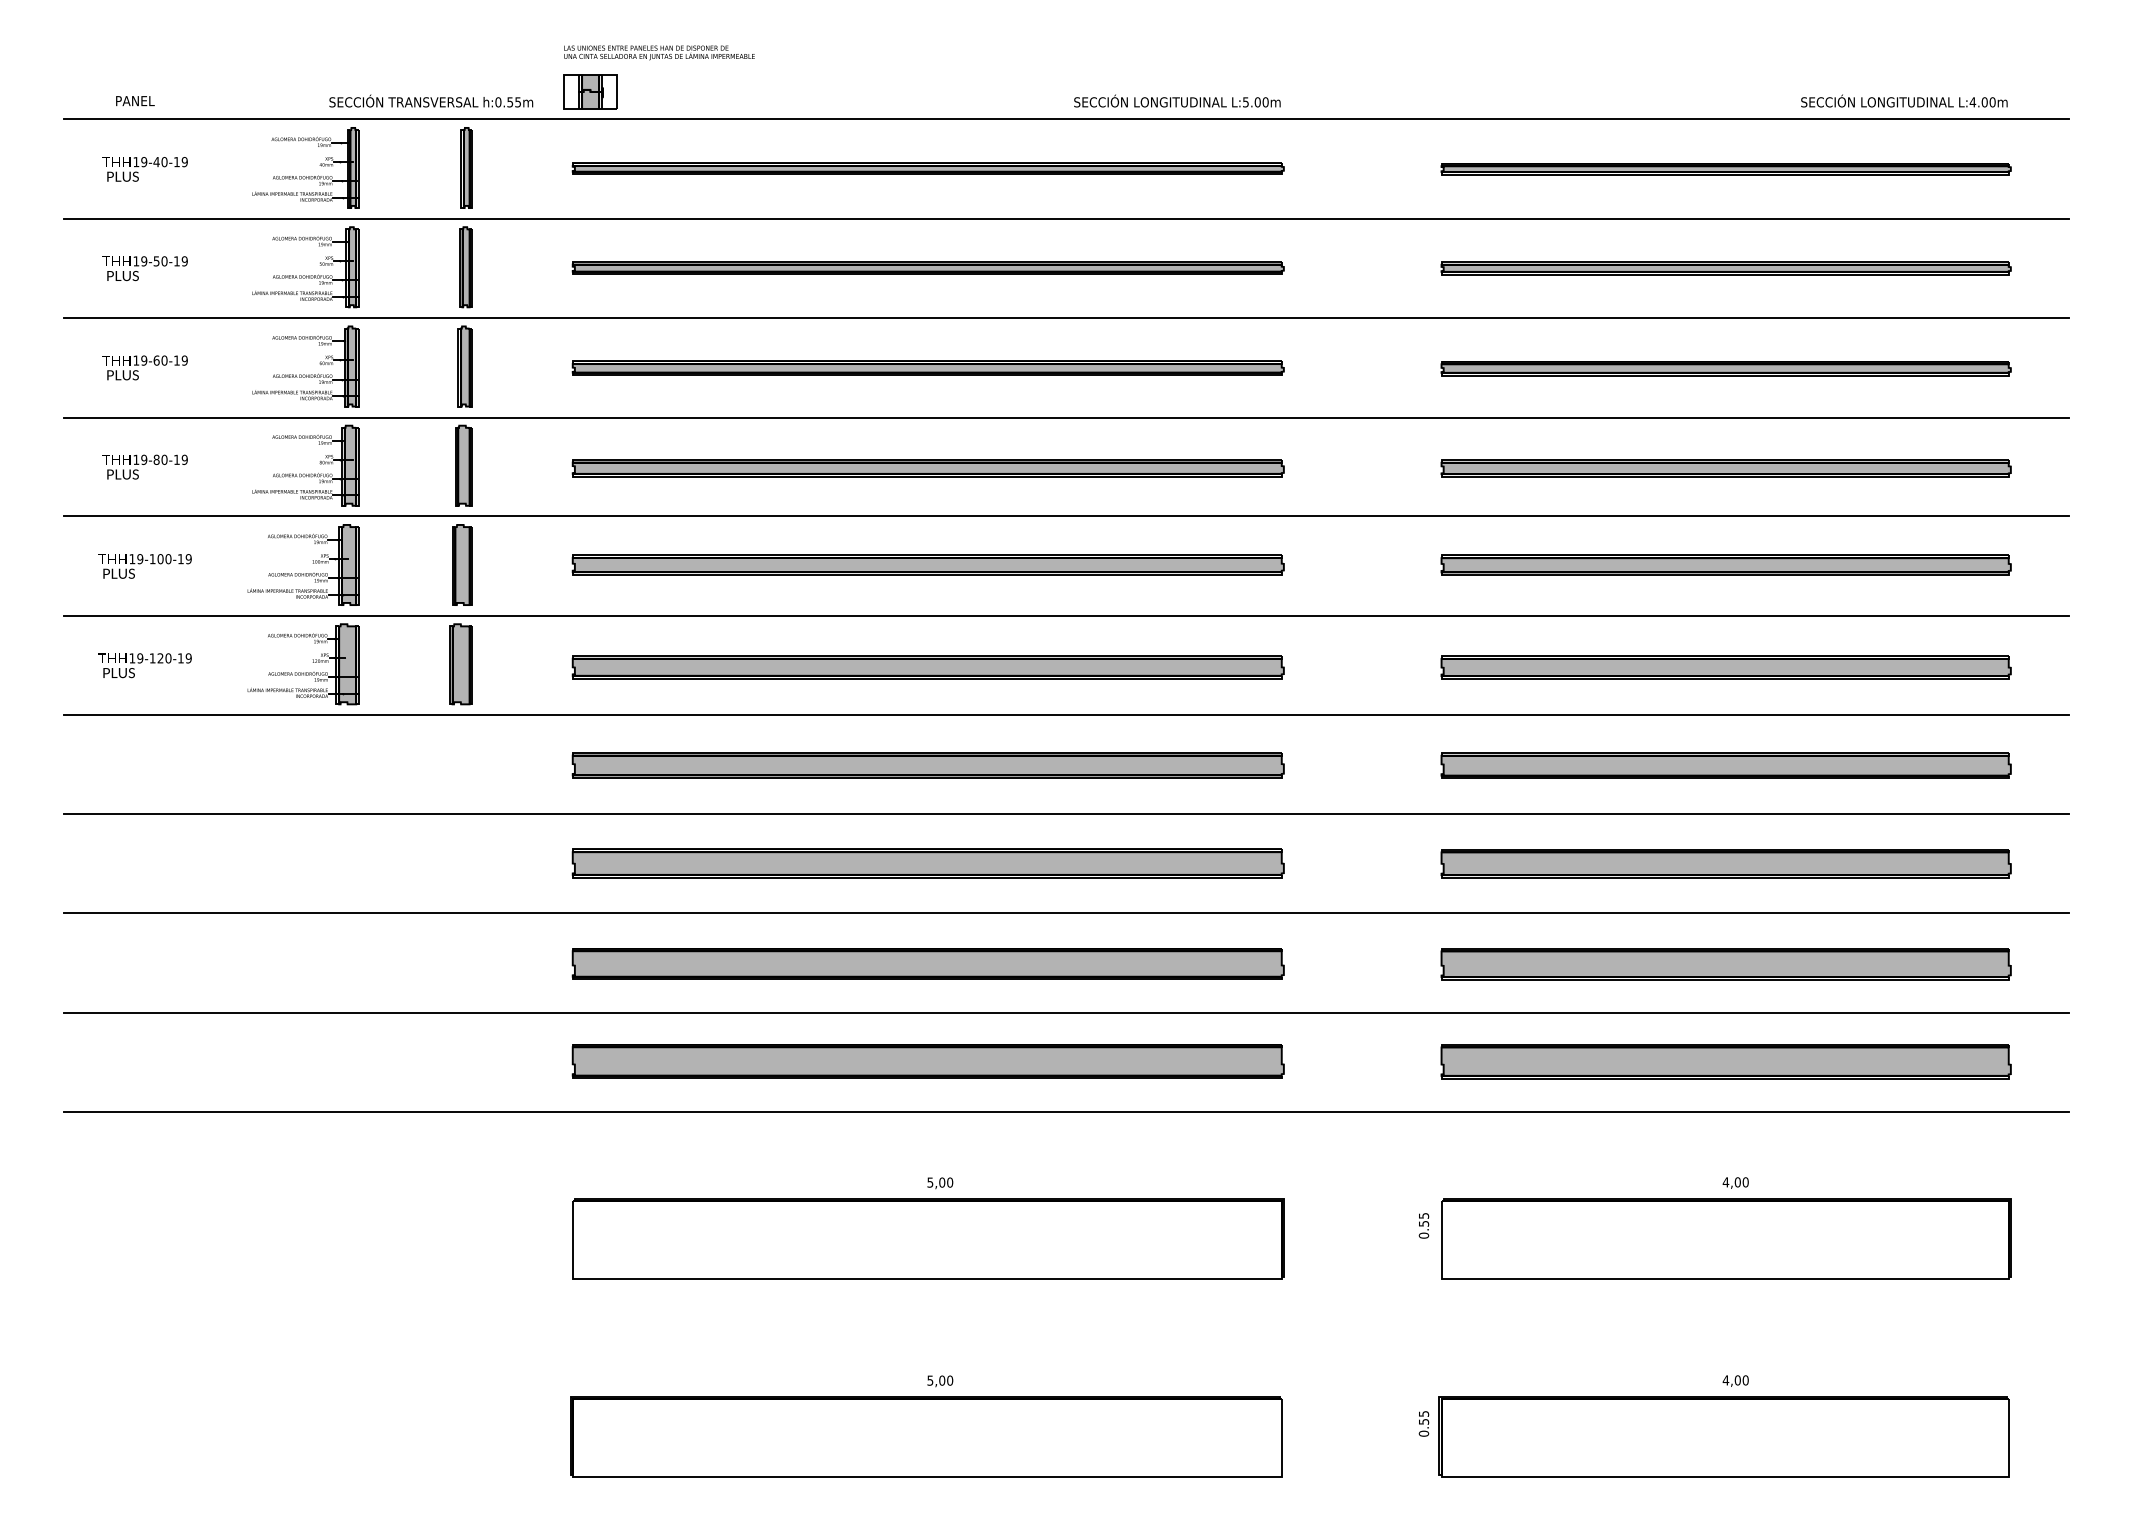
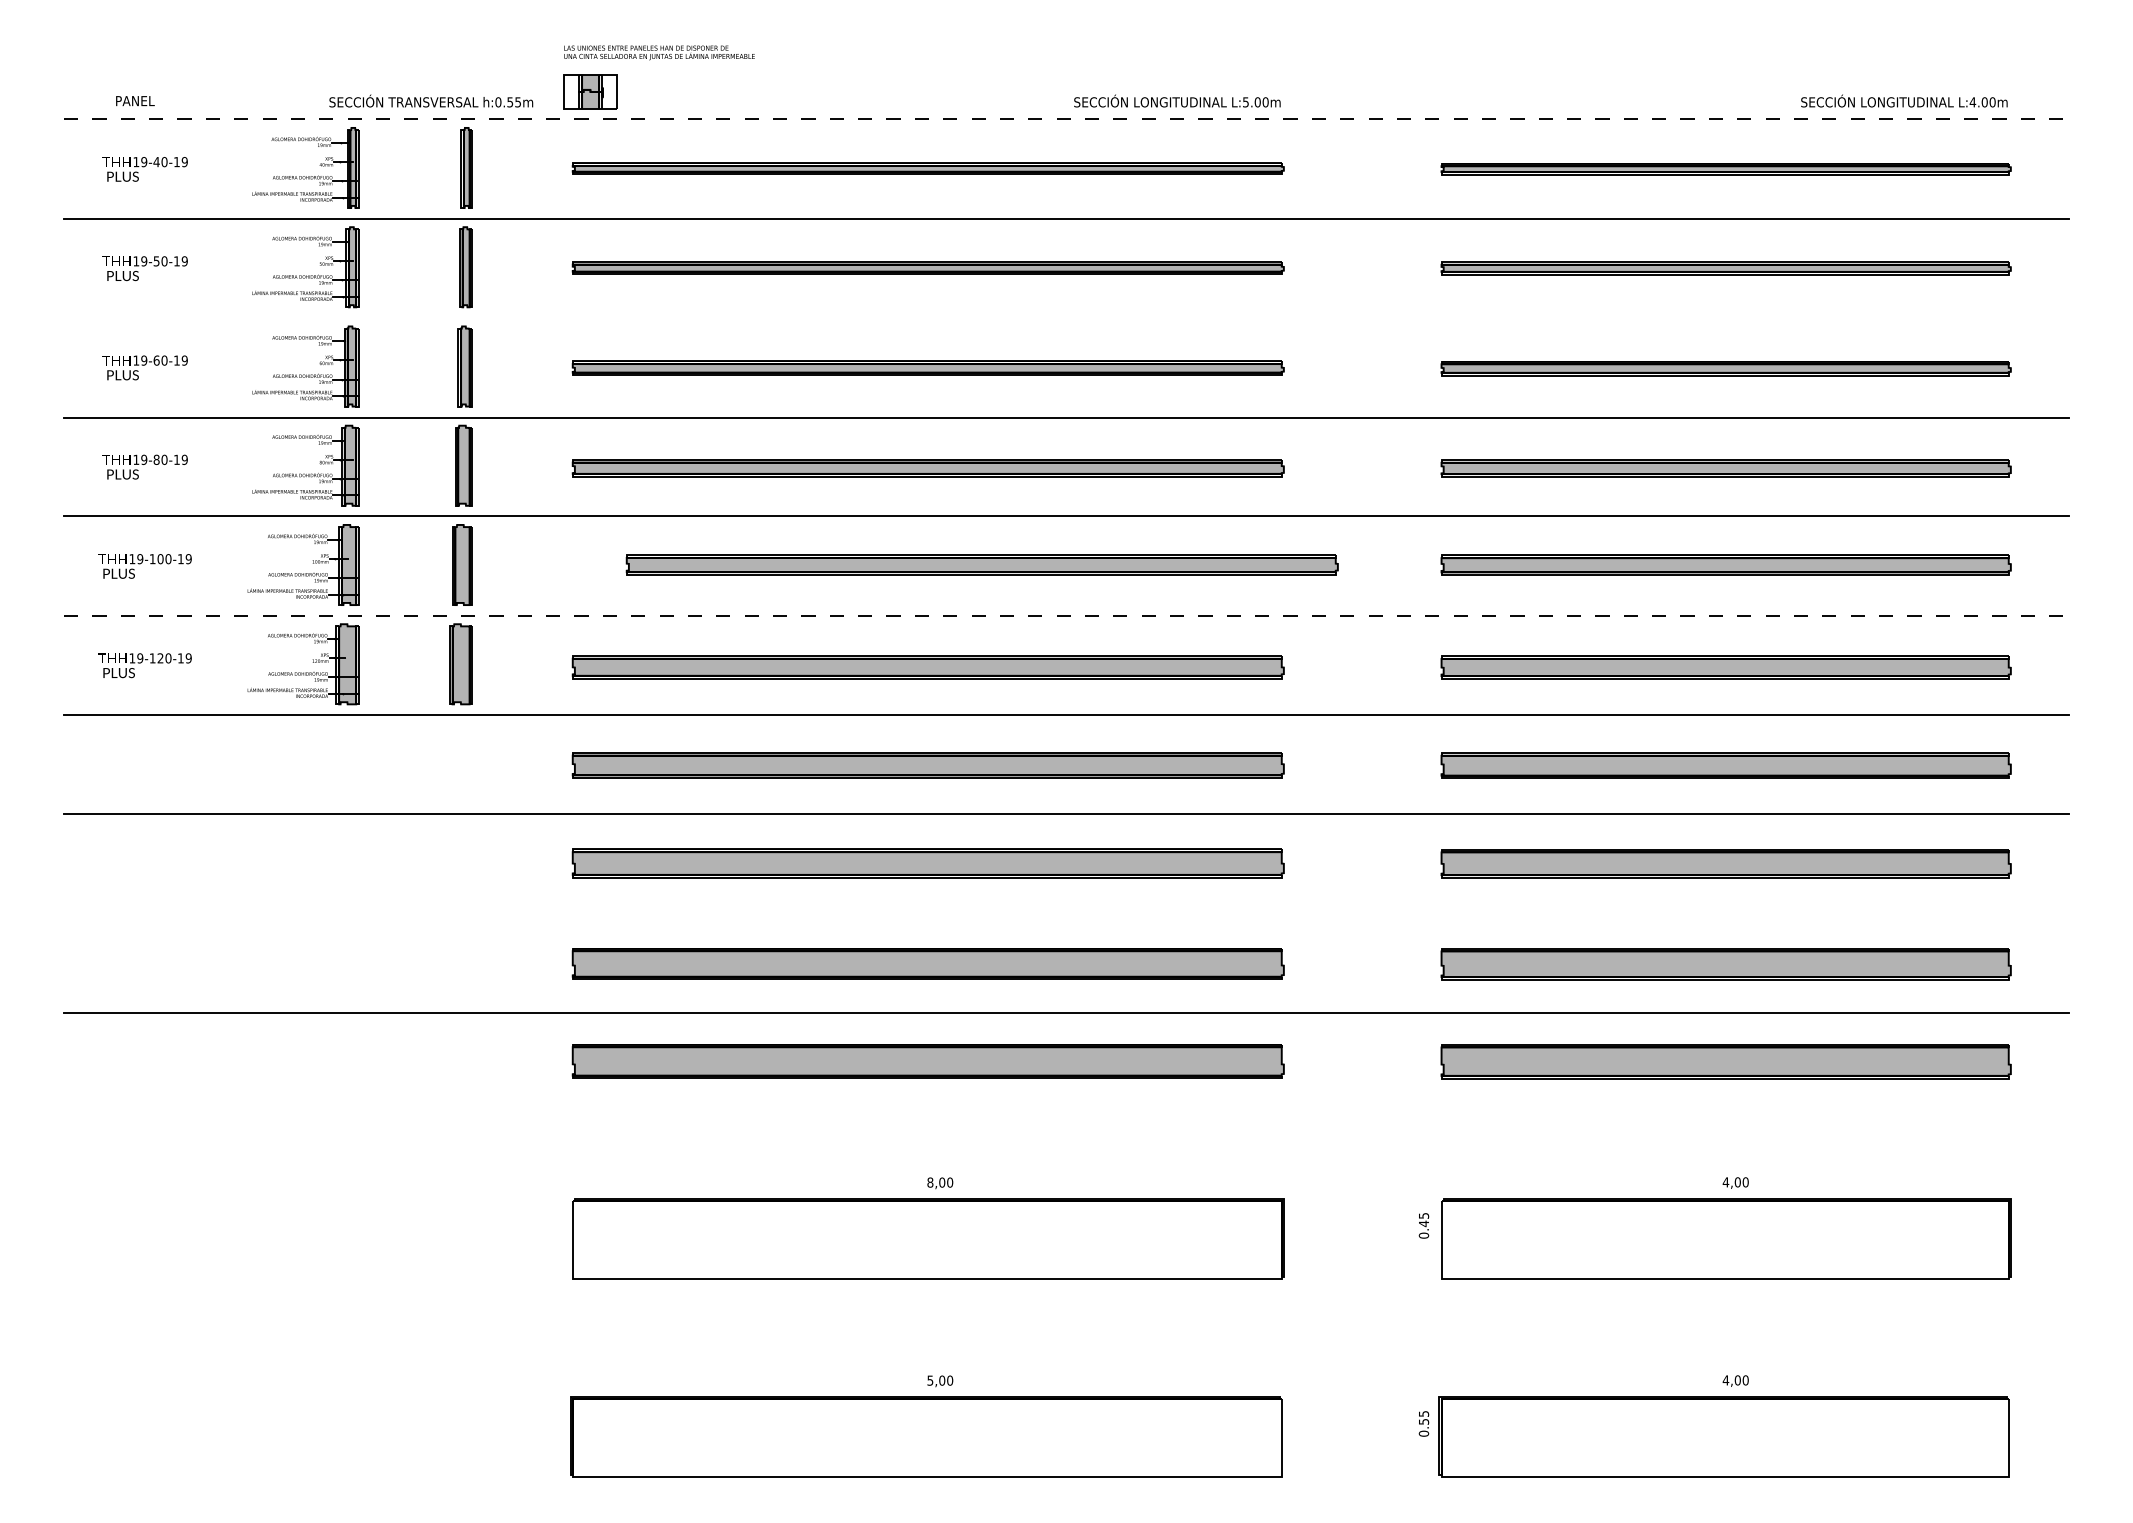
line: solid -> dashed (1066, 119)
line: present -> none (1066, 317)
part position: (927, 564) -> (981, 564) (981, 564)
line: solid -> dashed (1066, 615)
line: present -> none (1066, 913)
line: present -> none (1066, 1112)
text: 5,00 -> 8,00 (930, 1182)
text: 0.55 -> 0.45 (1424, 1223)
